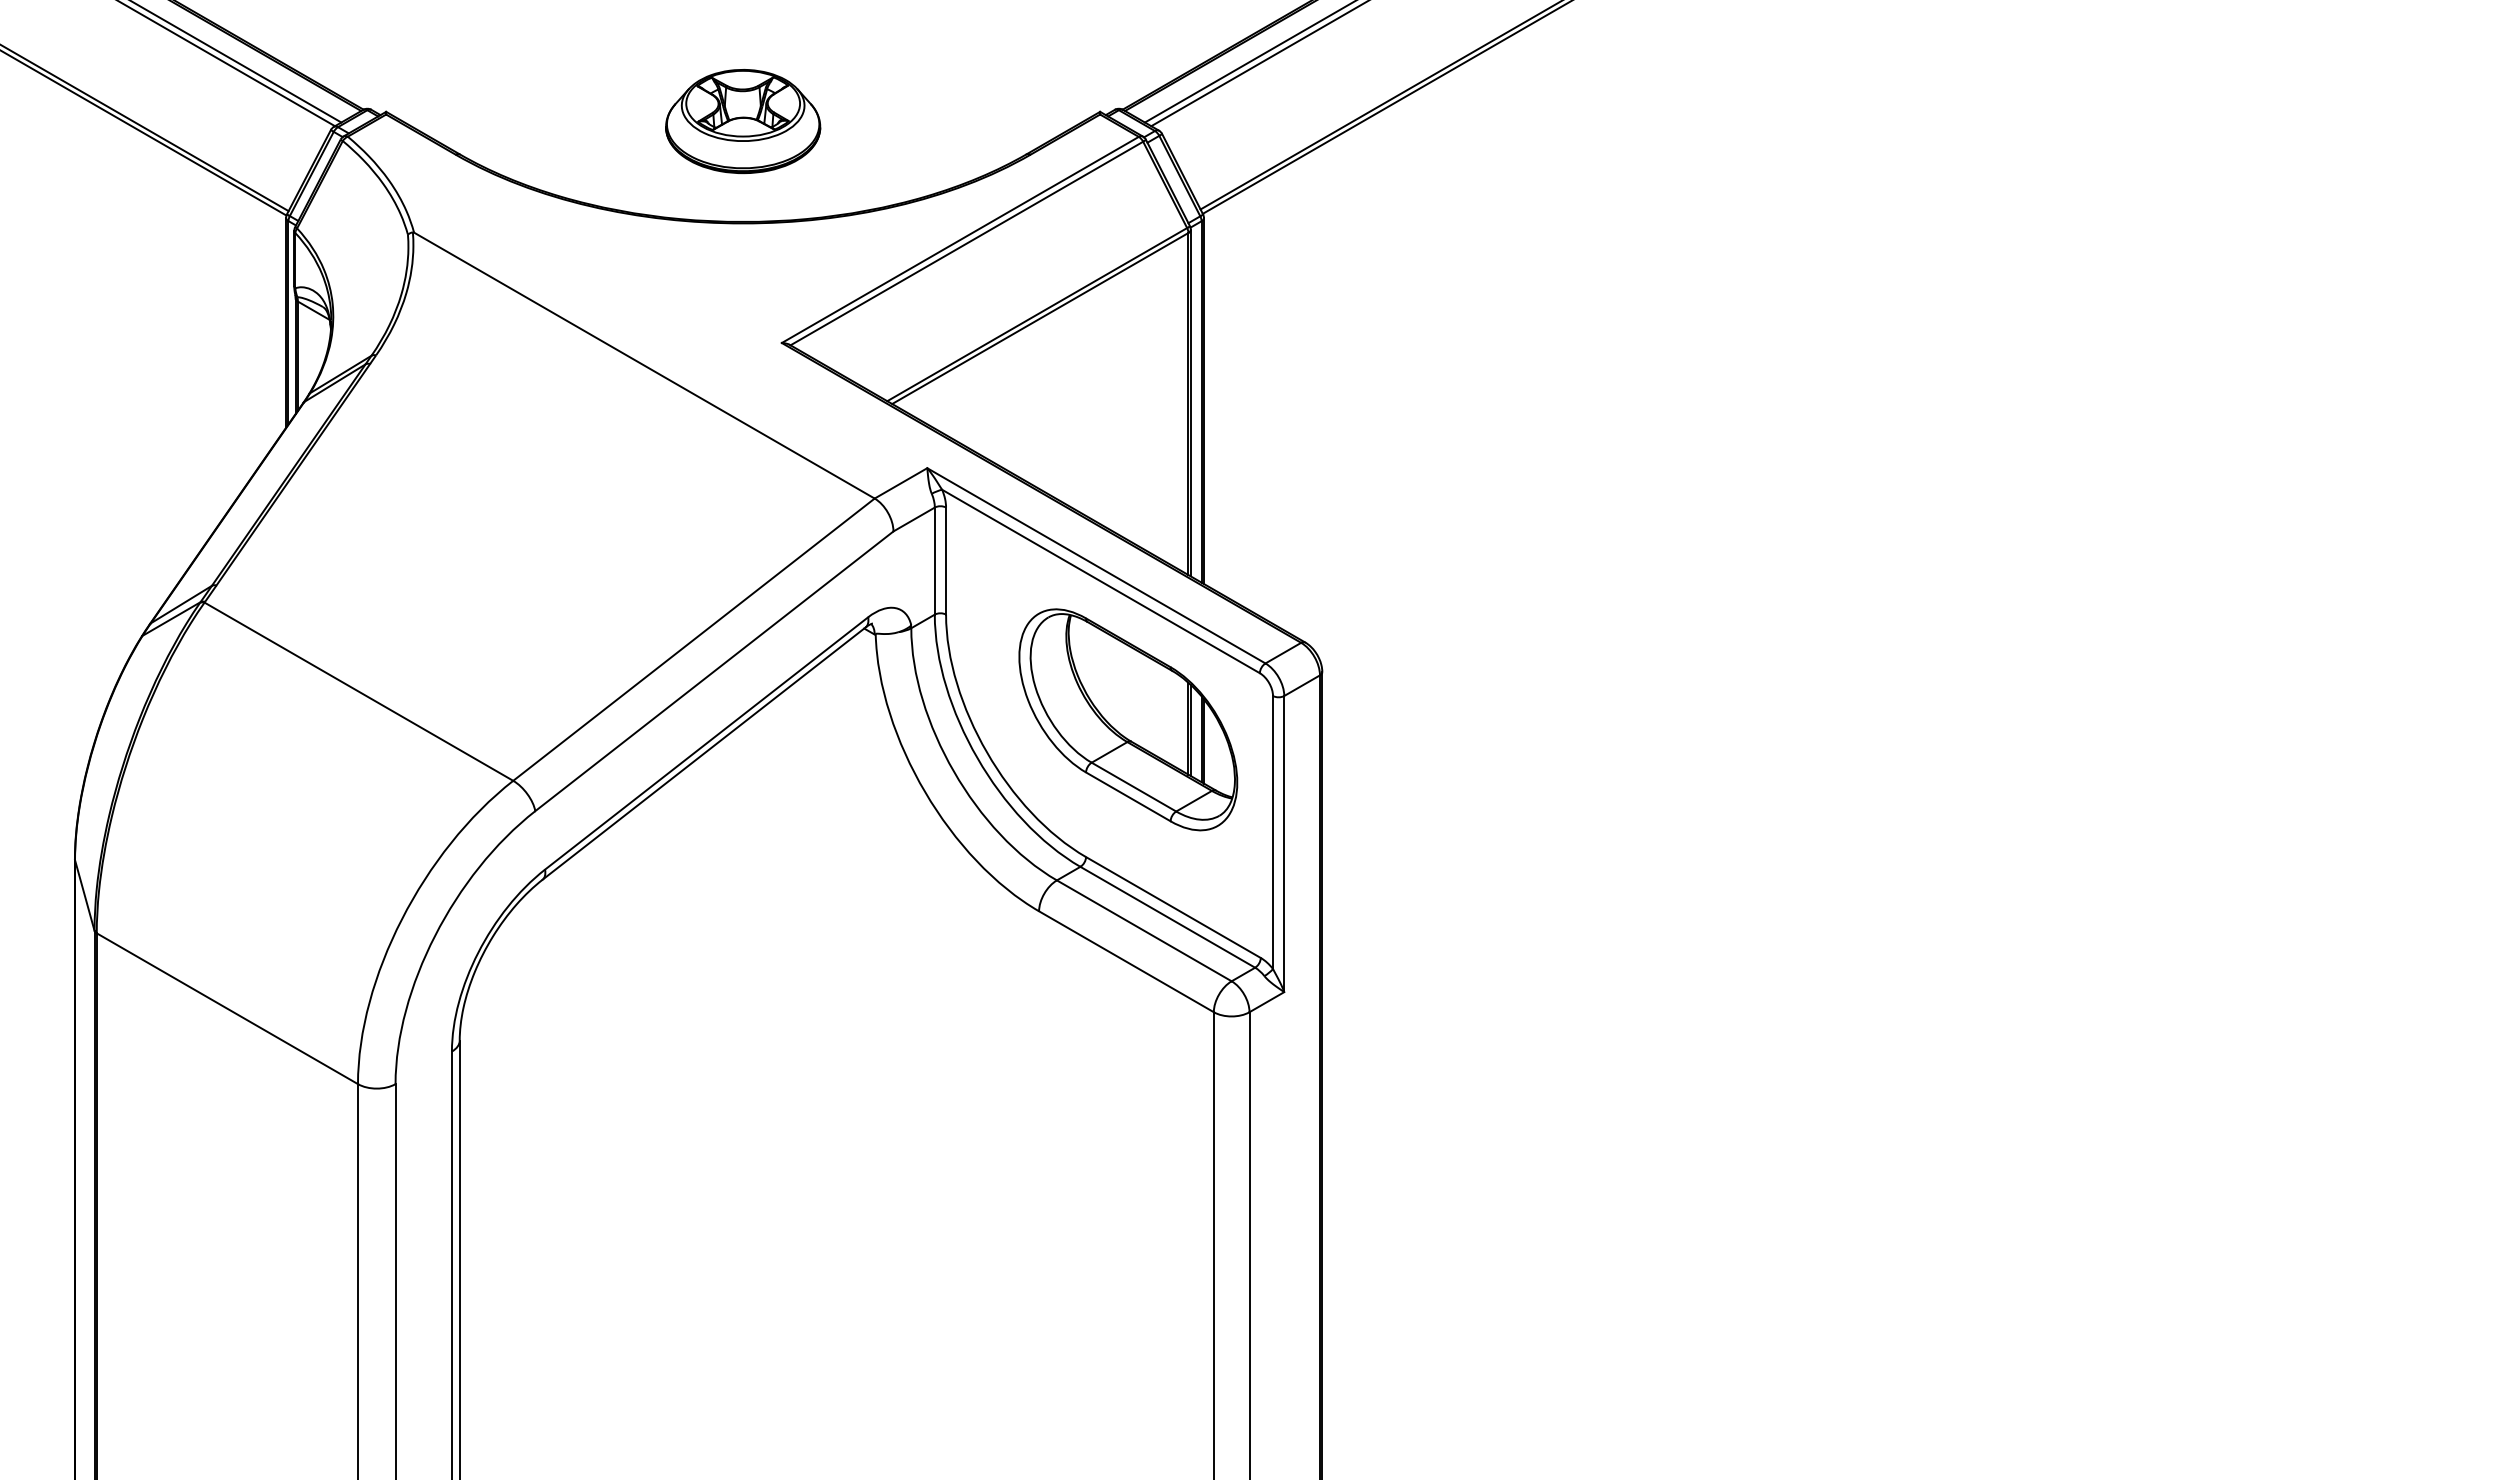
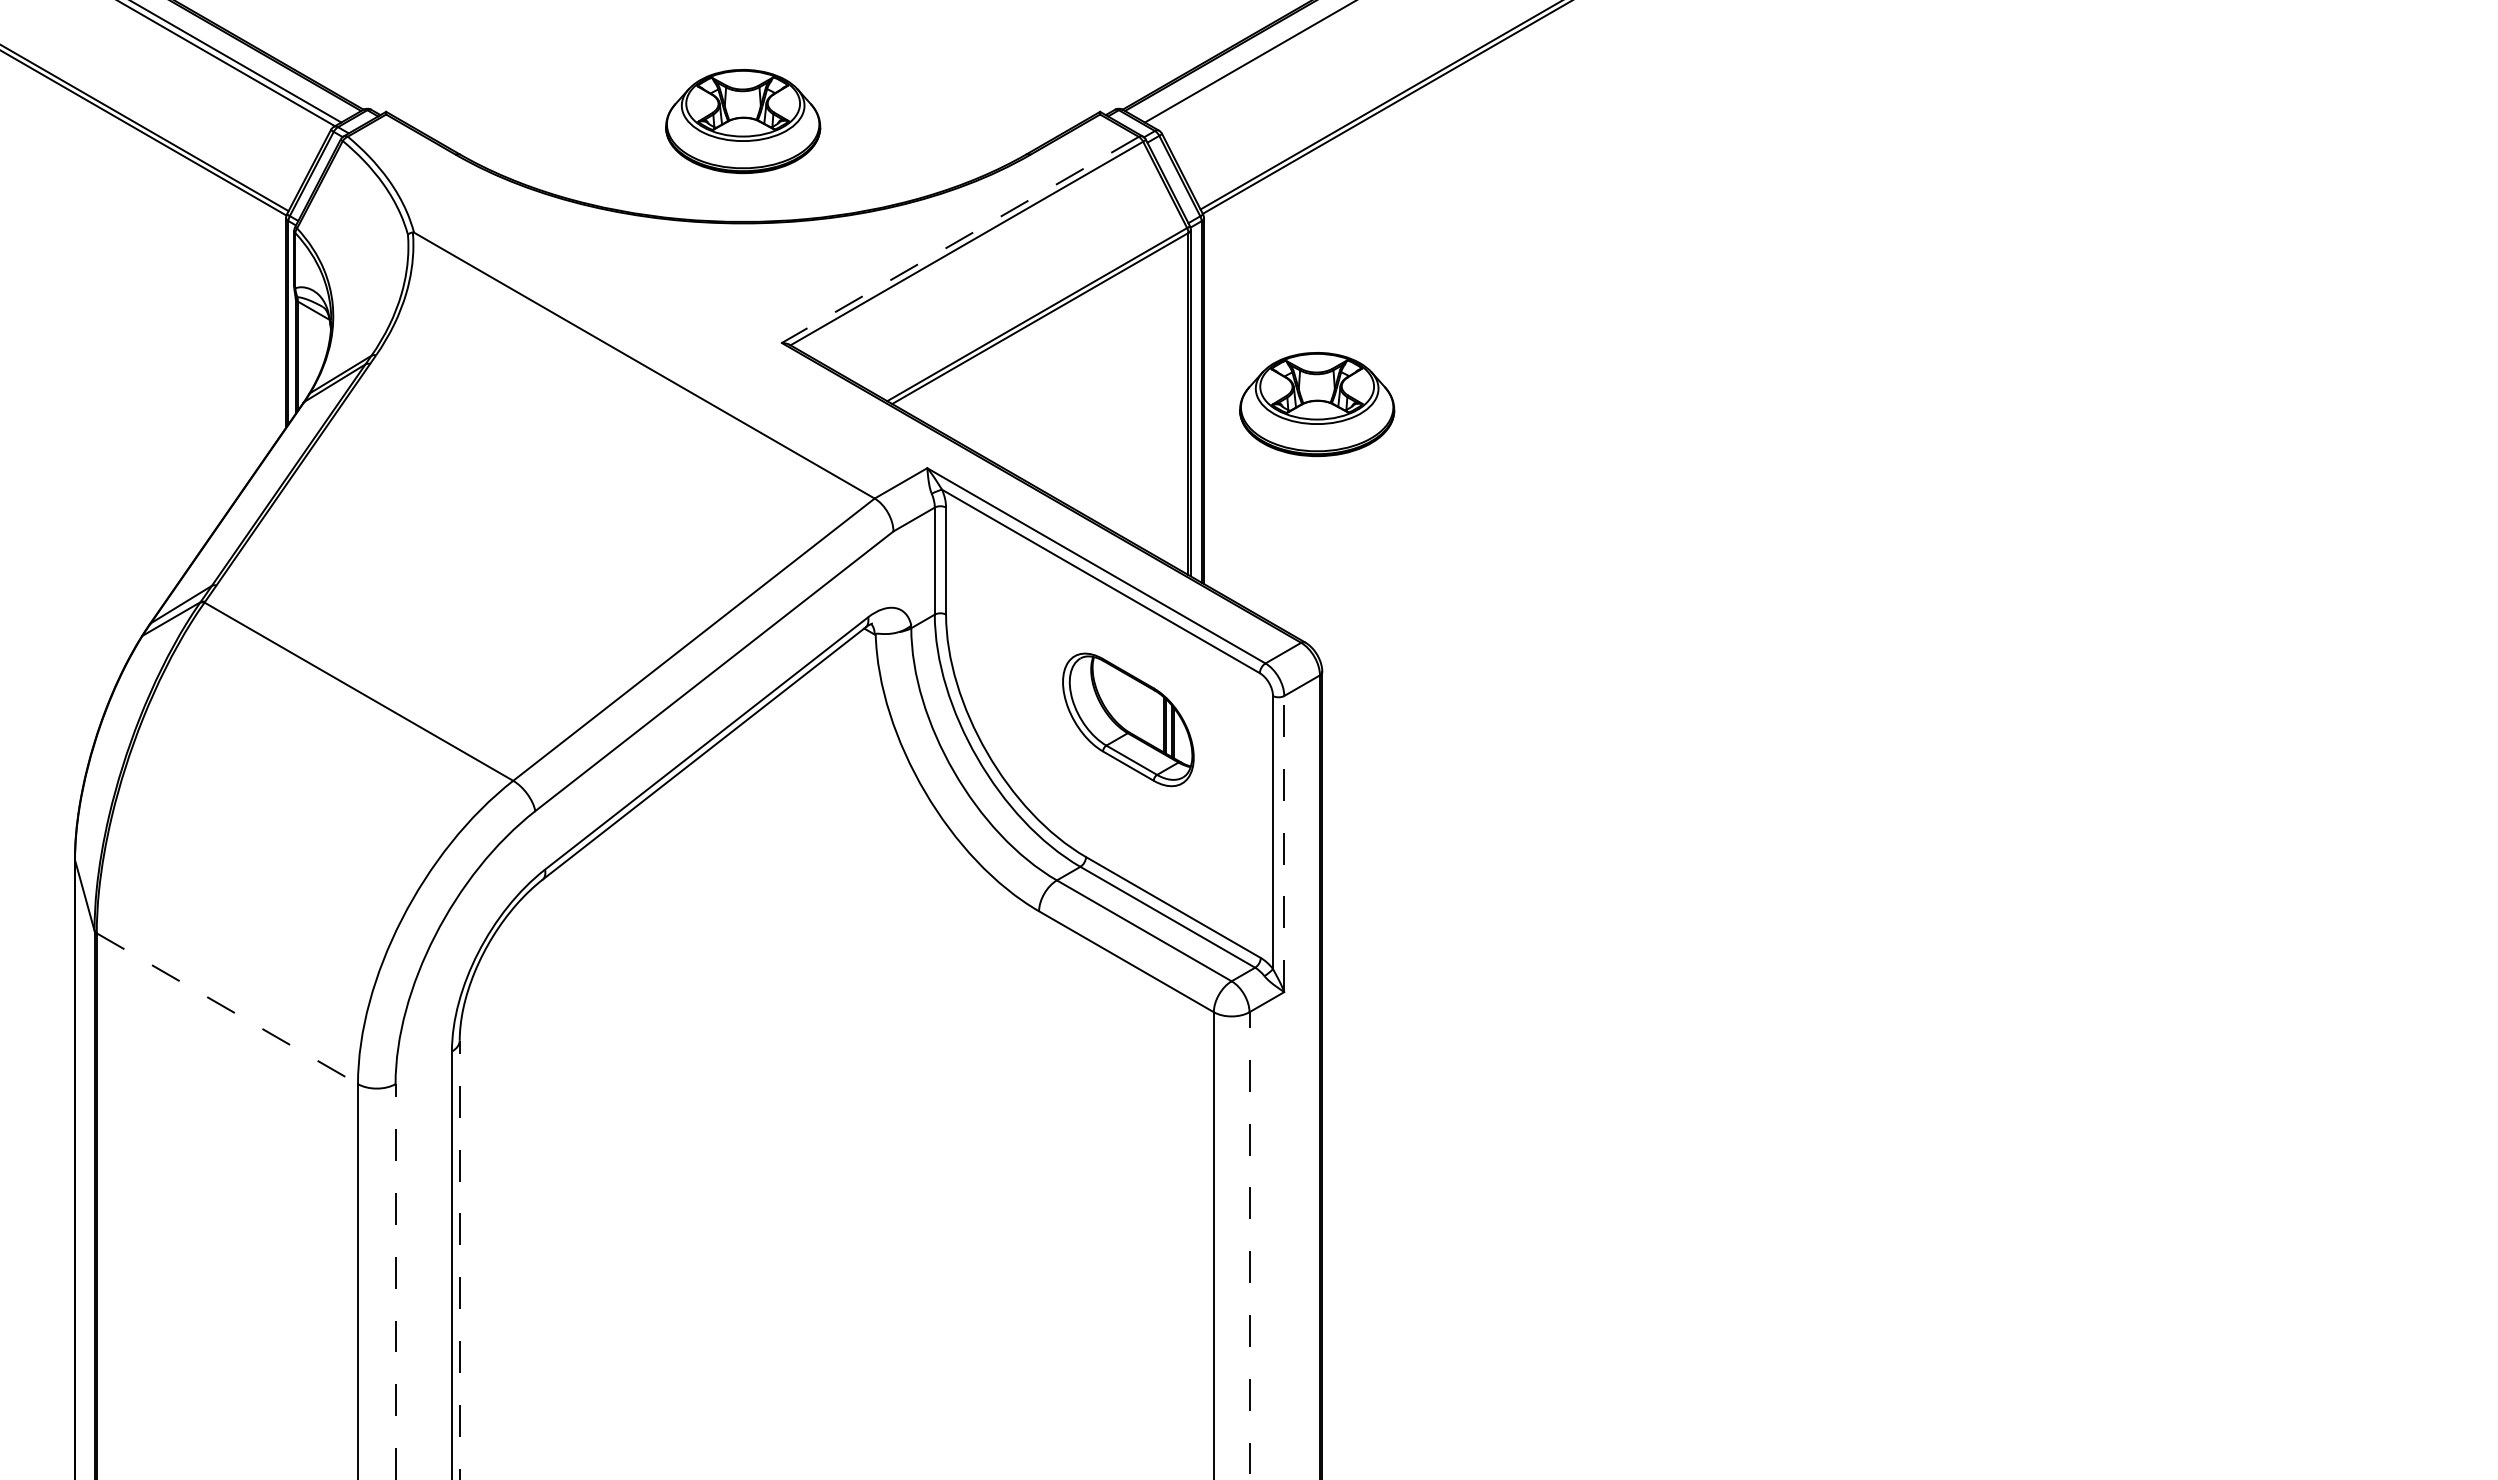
line: present -> none (1258, 64)
line: solid -> dashed (959, 240)
part: none -> present (1317, 404)
part size: 221x224 px -> 133x136 px (1128, 719)
line: solid -> dashed (1284, 843)
line: solid -> dashed (227, 1008)
line: solid -> dashed (1249, 1245)
line: solid -> dashed (459, 1259)
line: solid -> dashed (395, 1281)
